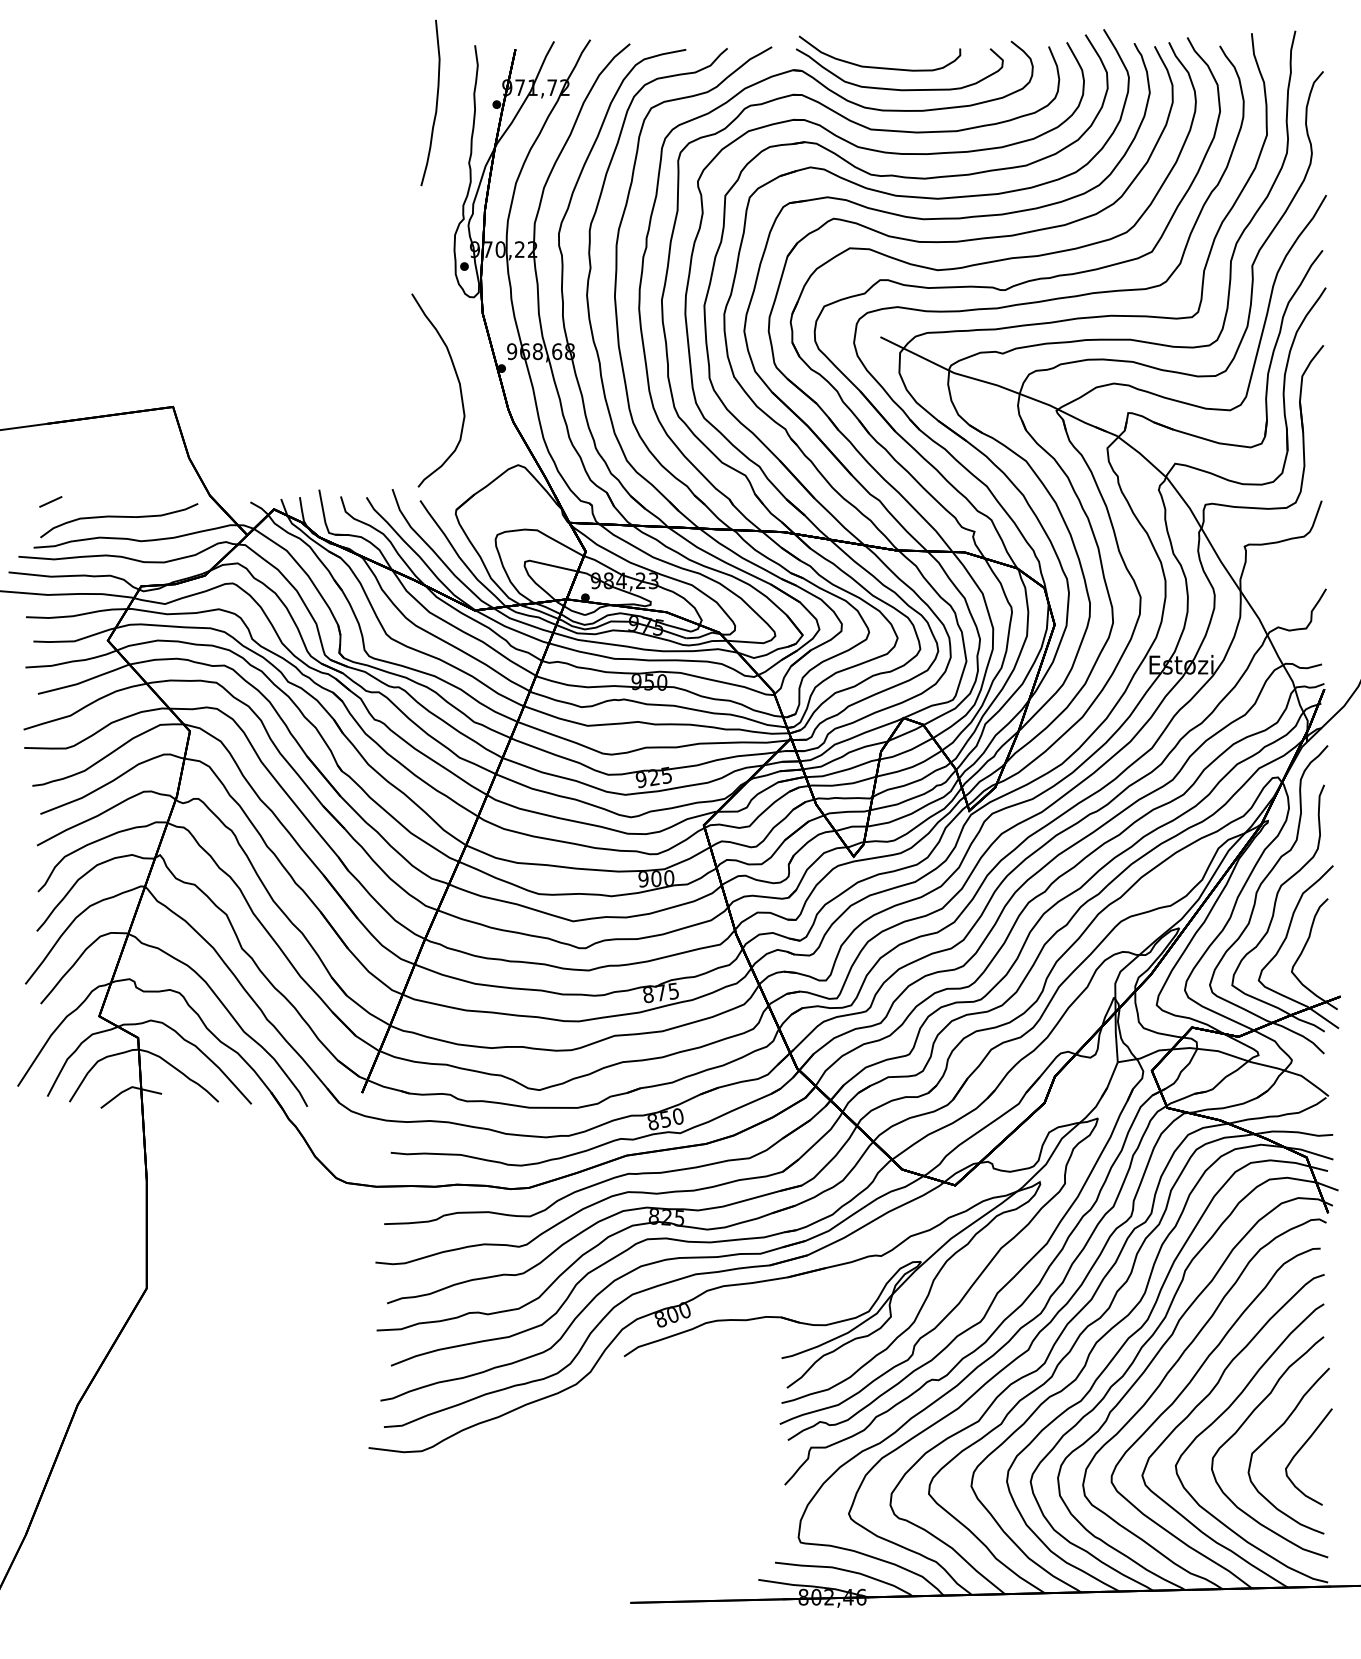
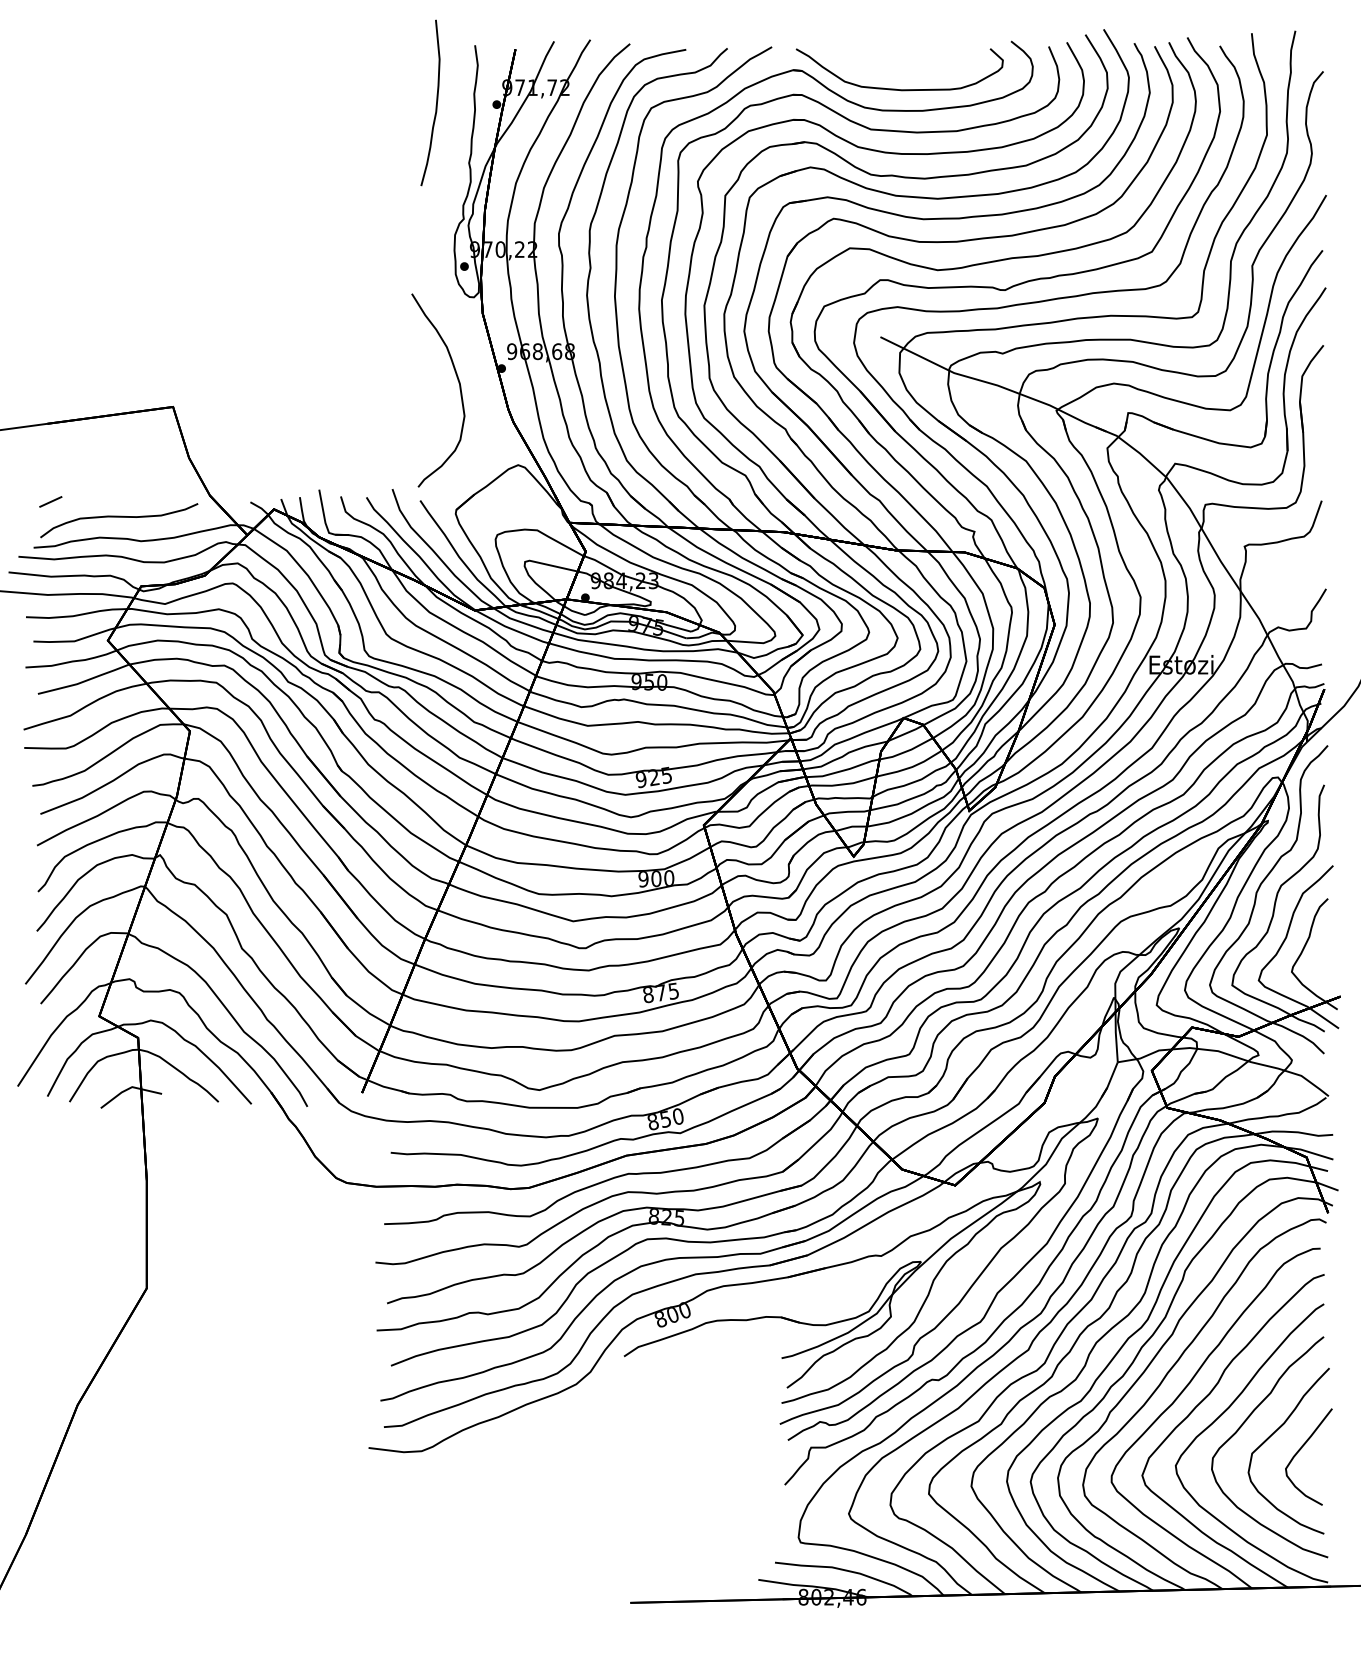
part: present -> none (876, 66)
